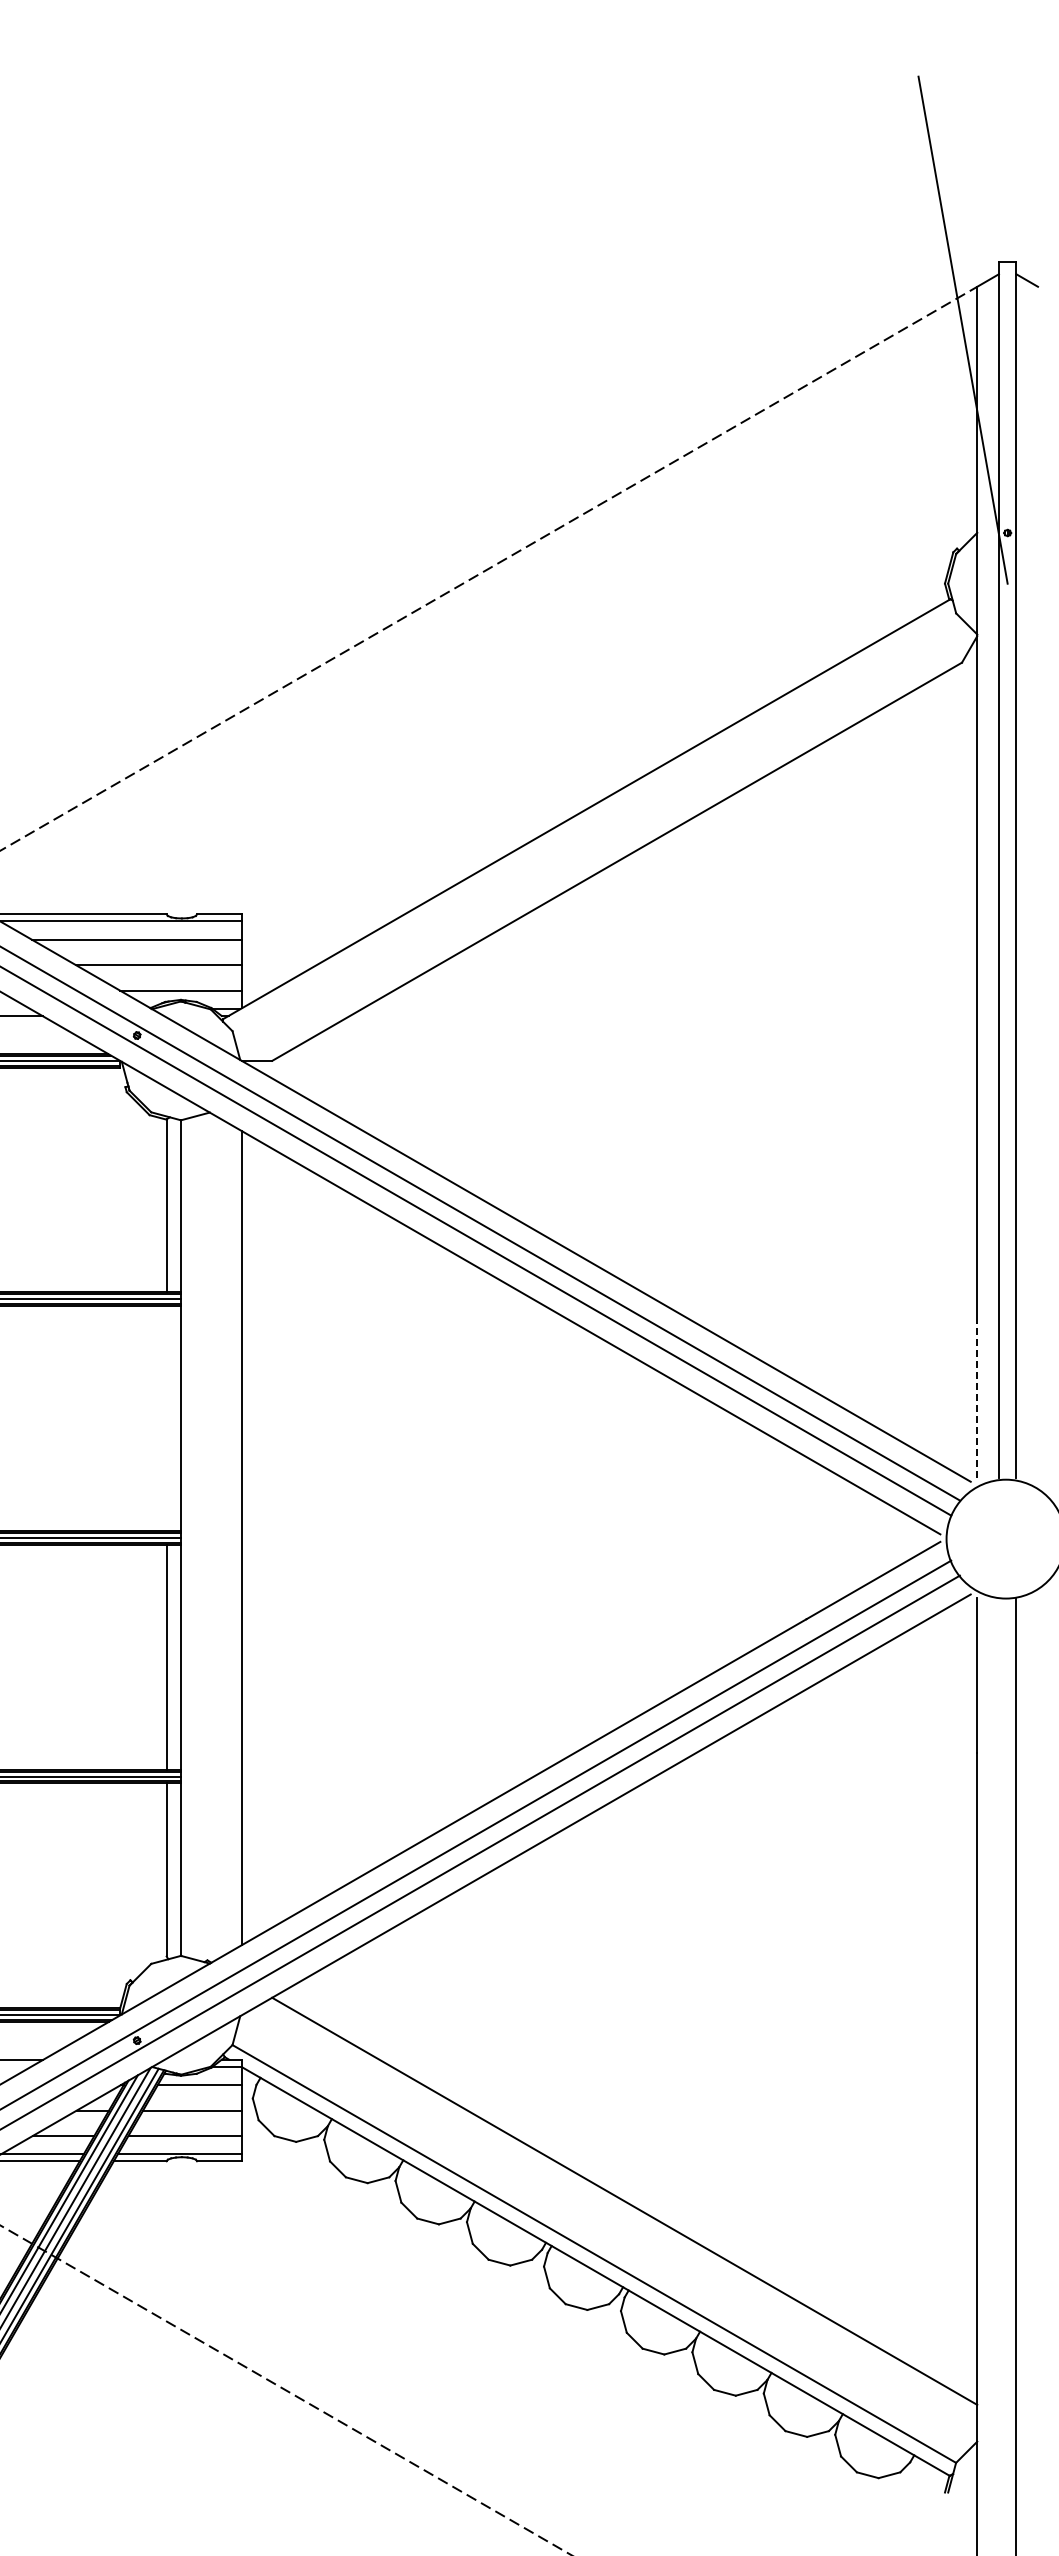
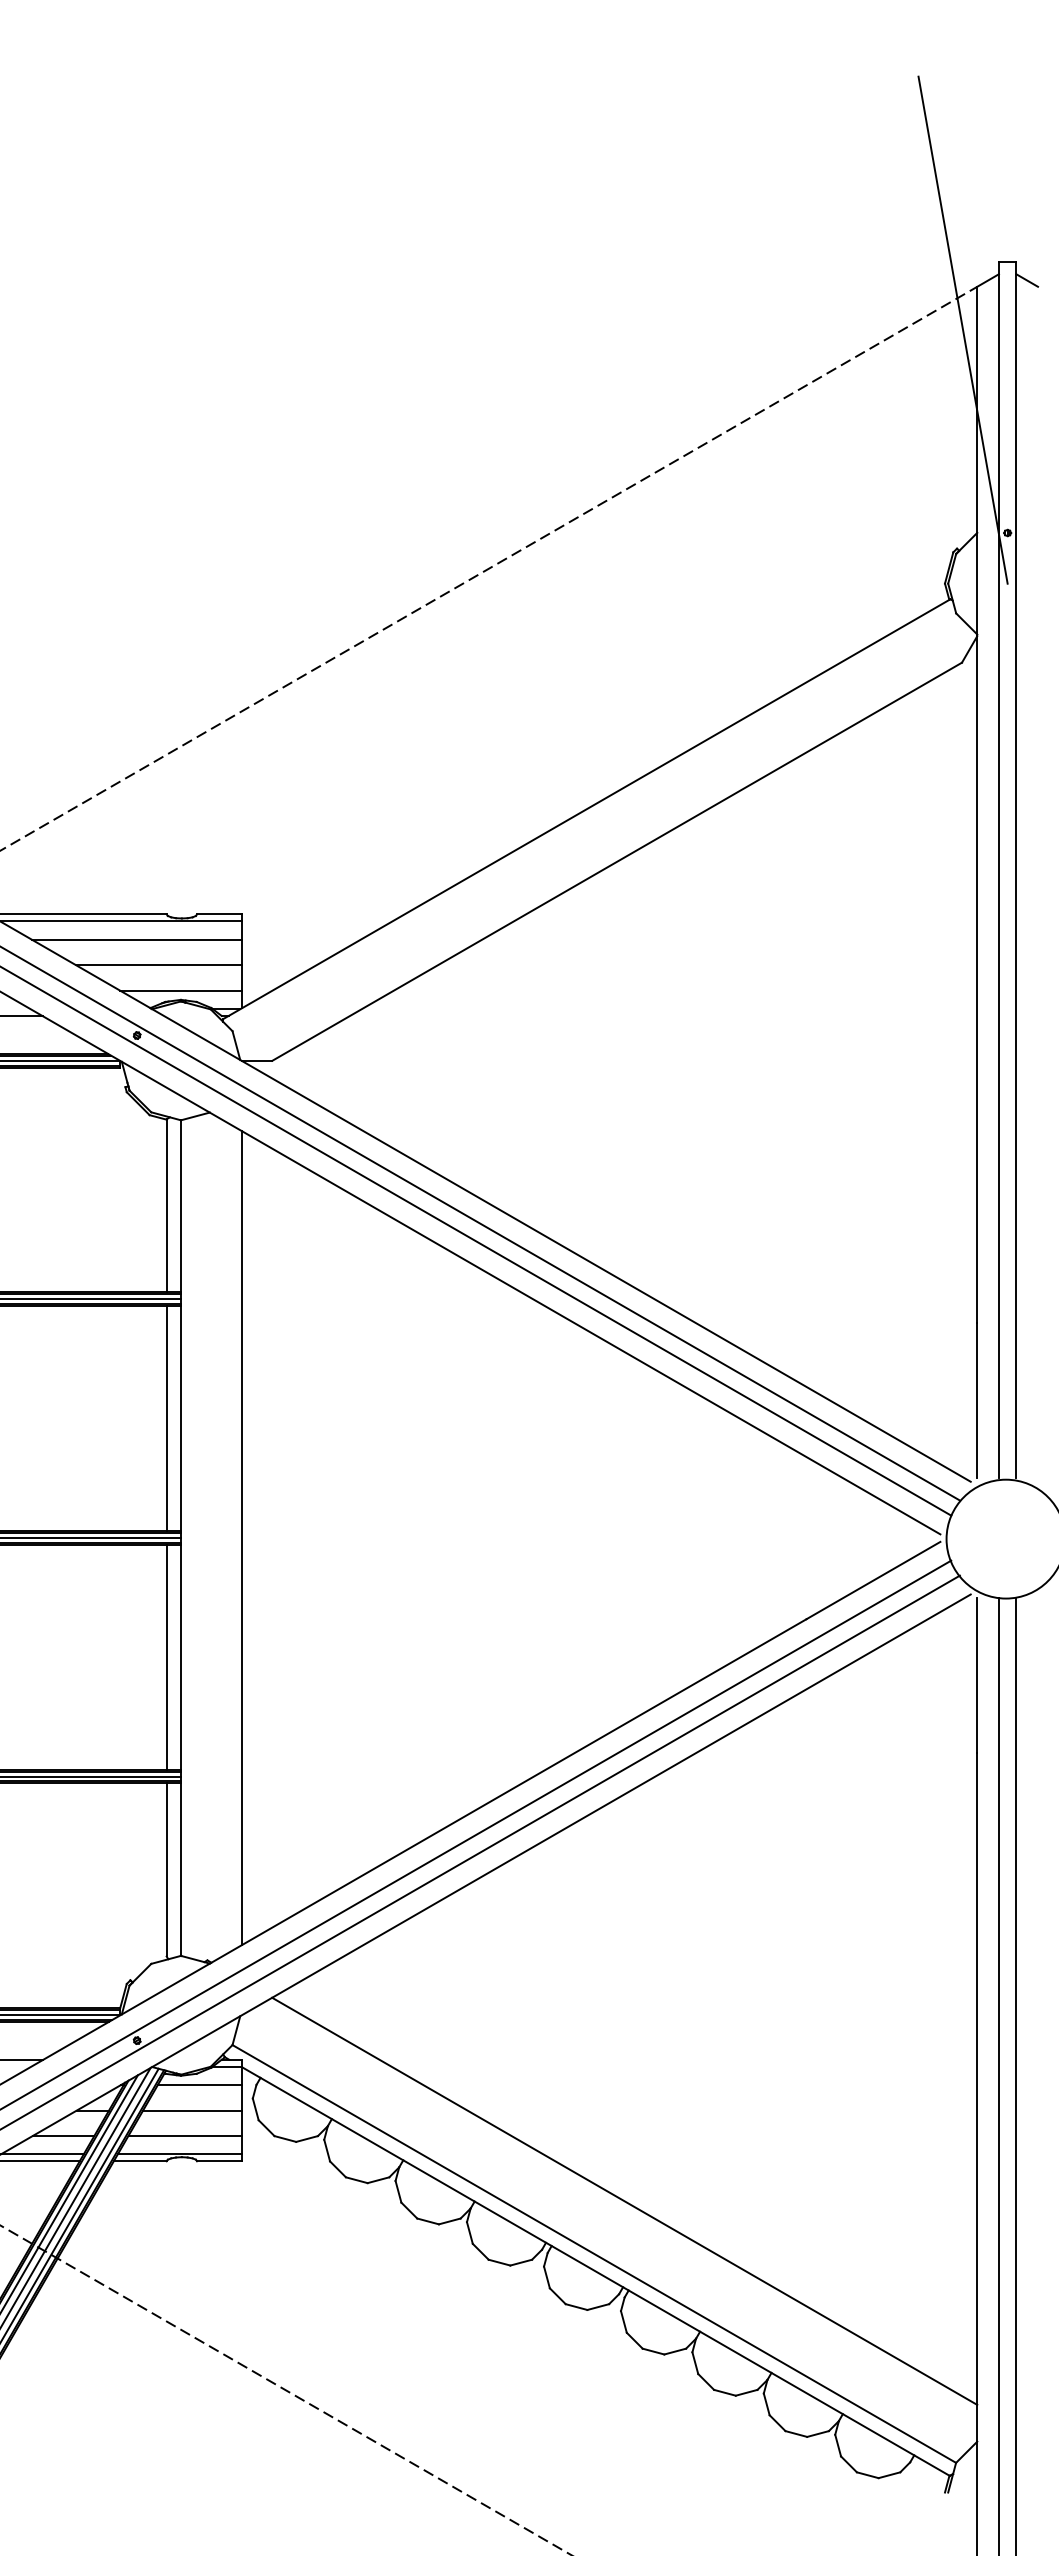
line: dashed -> solid (977, 1400)
line: none -> present (166, 1418)
line: none -> present (998, 2075)
